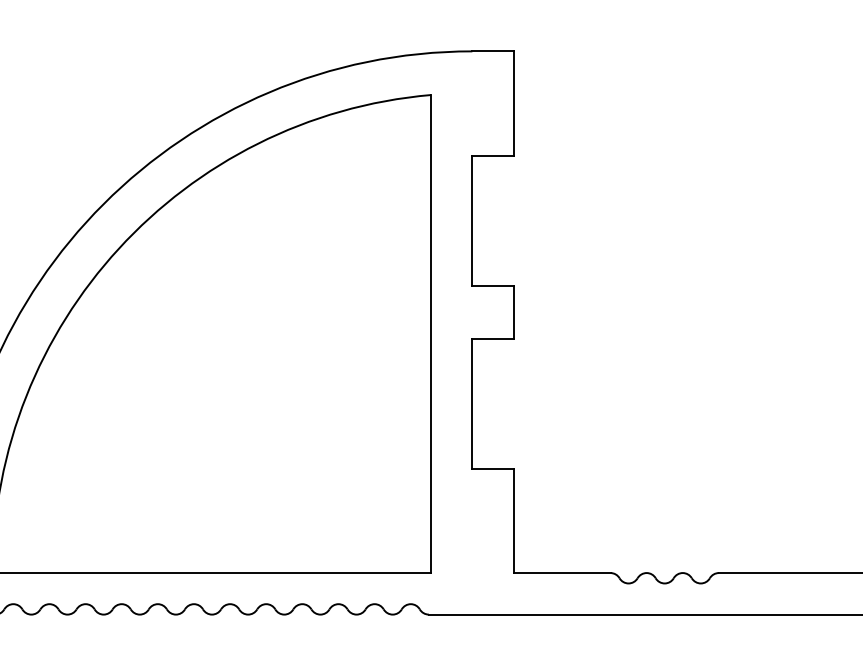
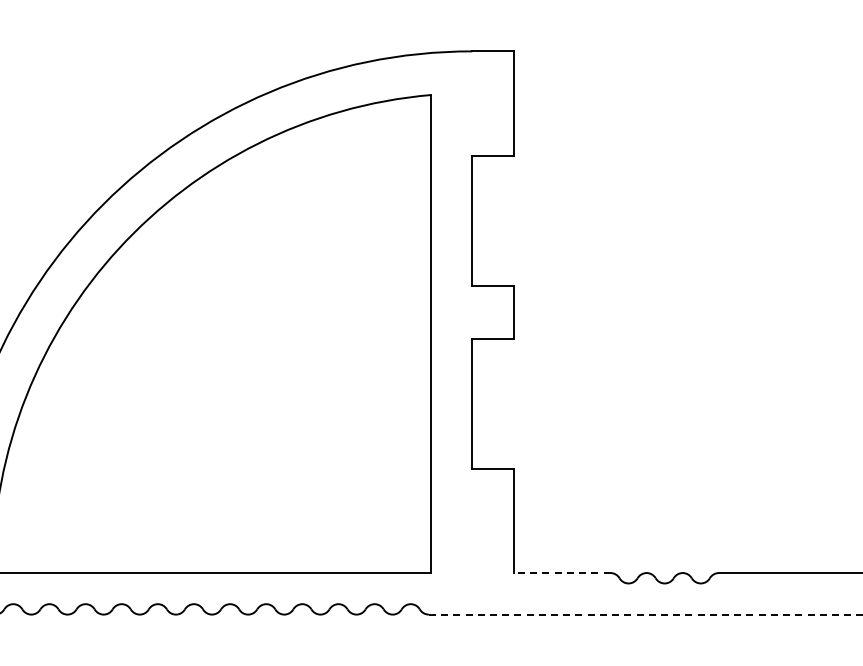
line: solid -> dashed (561, 573)
line: solid -> dashed (645, 614)
